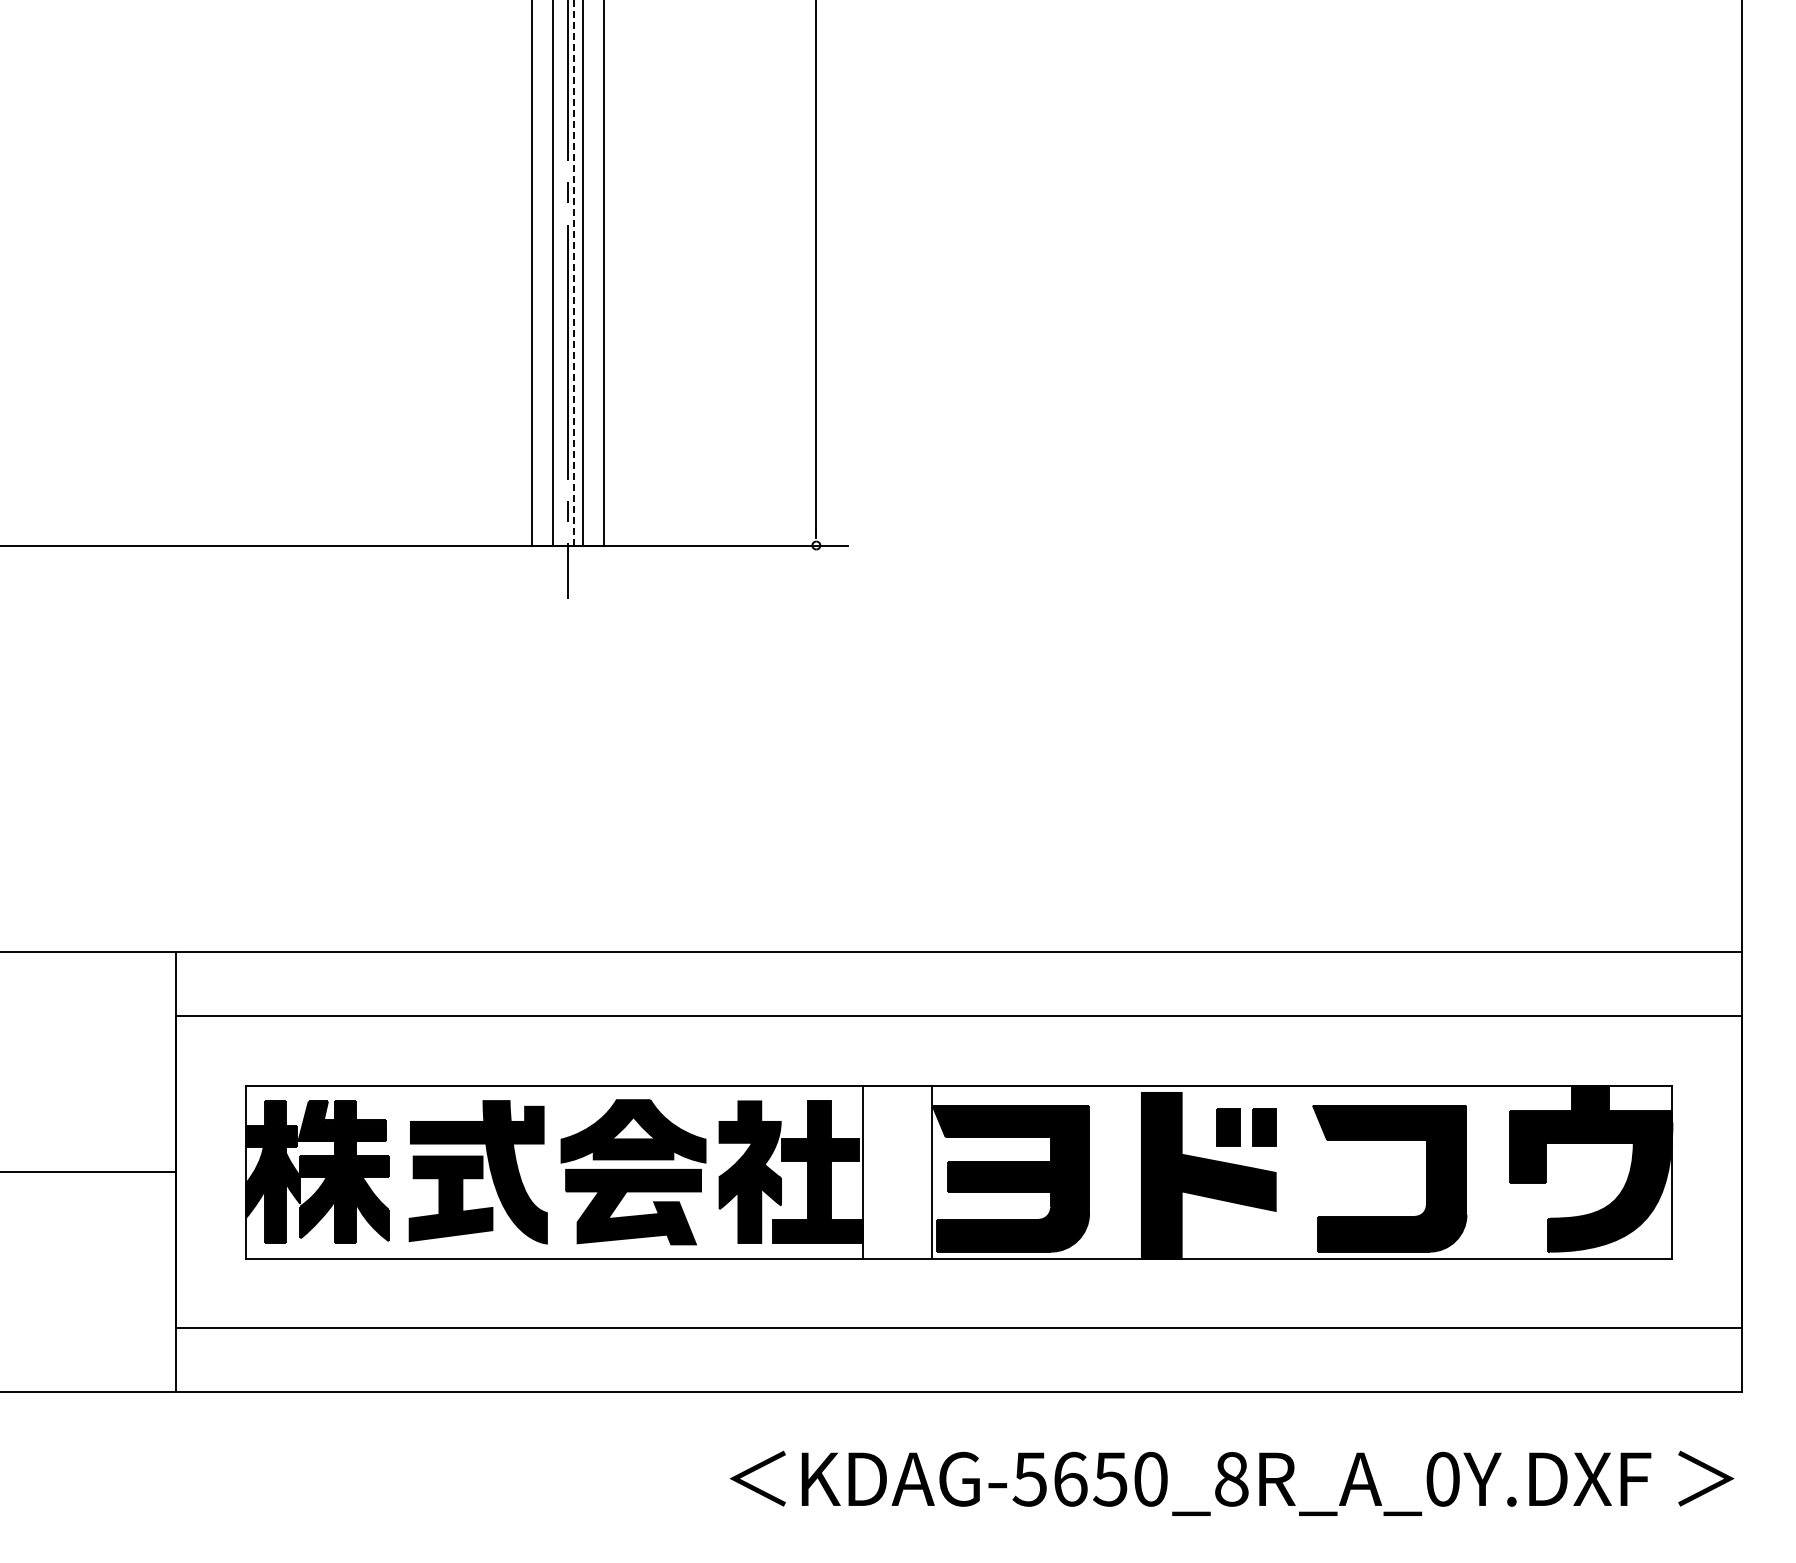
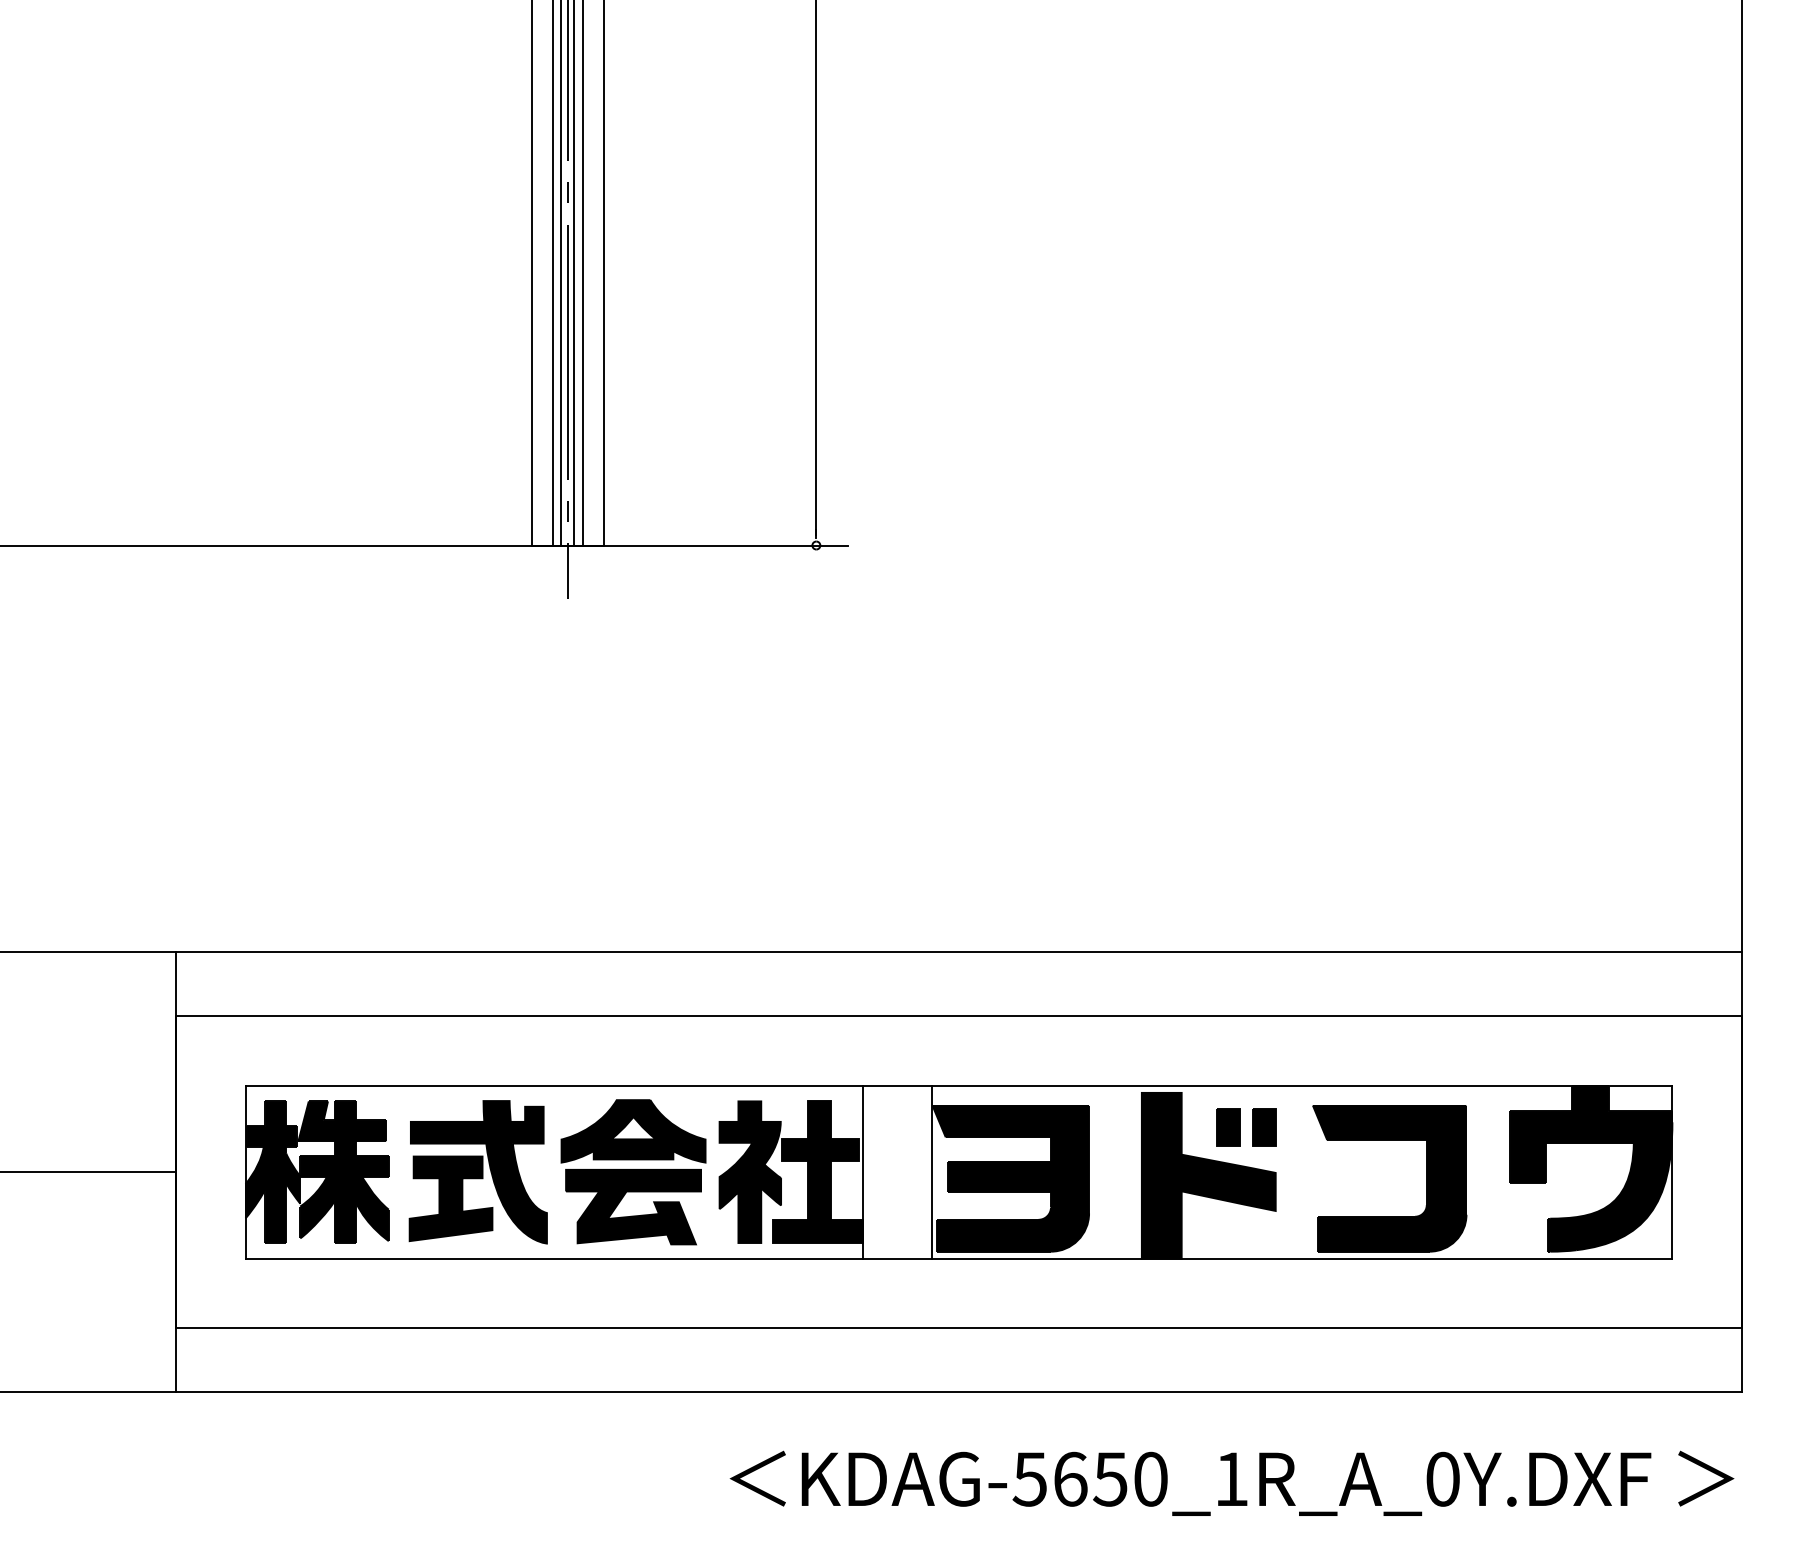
line: dashed -> solid (574, 272)
line: none -> present (561, 273)
text: KDAG-5650_8R_A_0Y.DXF -> KDAG-5650_1R_A_0Y.DXF (1231, 1479)
